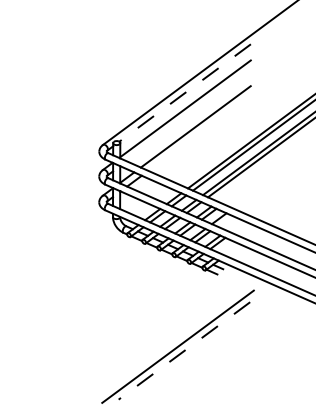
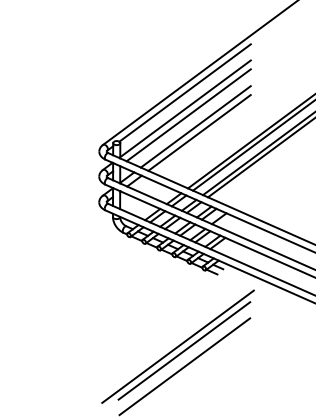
line: dashed -> solid (185, 93)
line: none -> present (188, 115)
line: none -> present (199, 132)
line: dashed -> solid (184, 350)
line: none -> present (185, 365)
